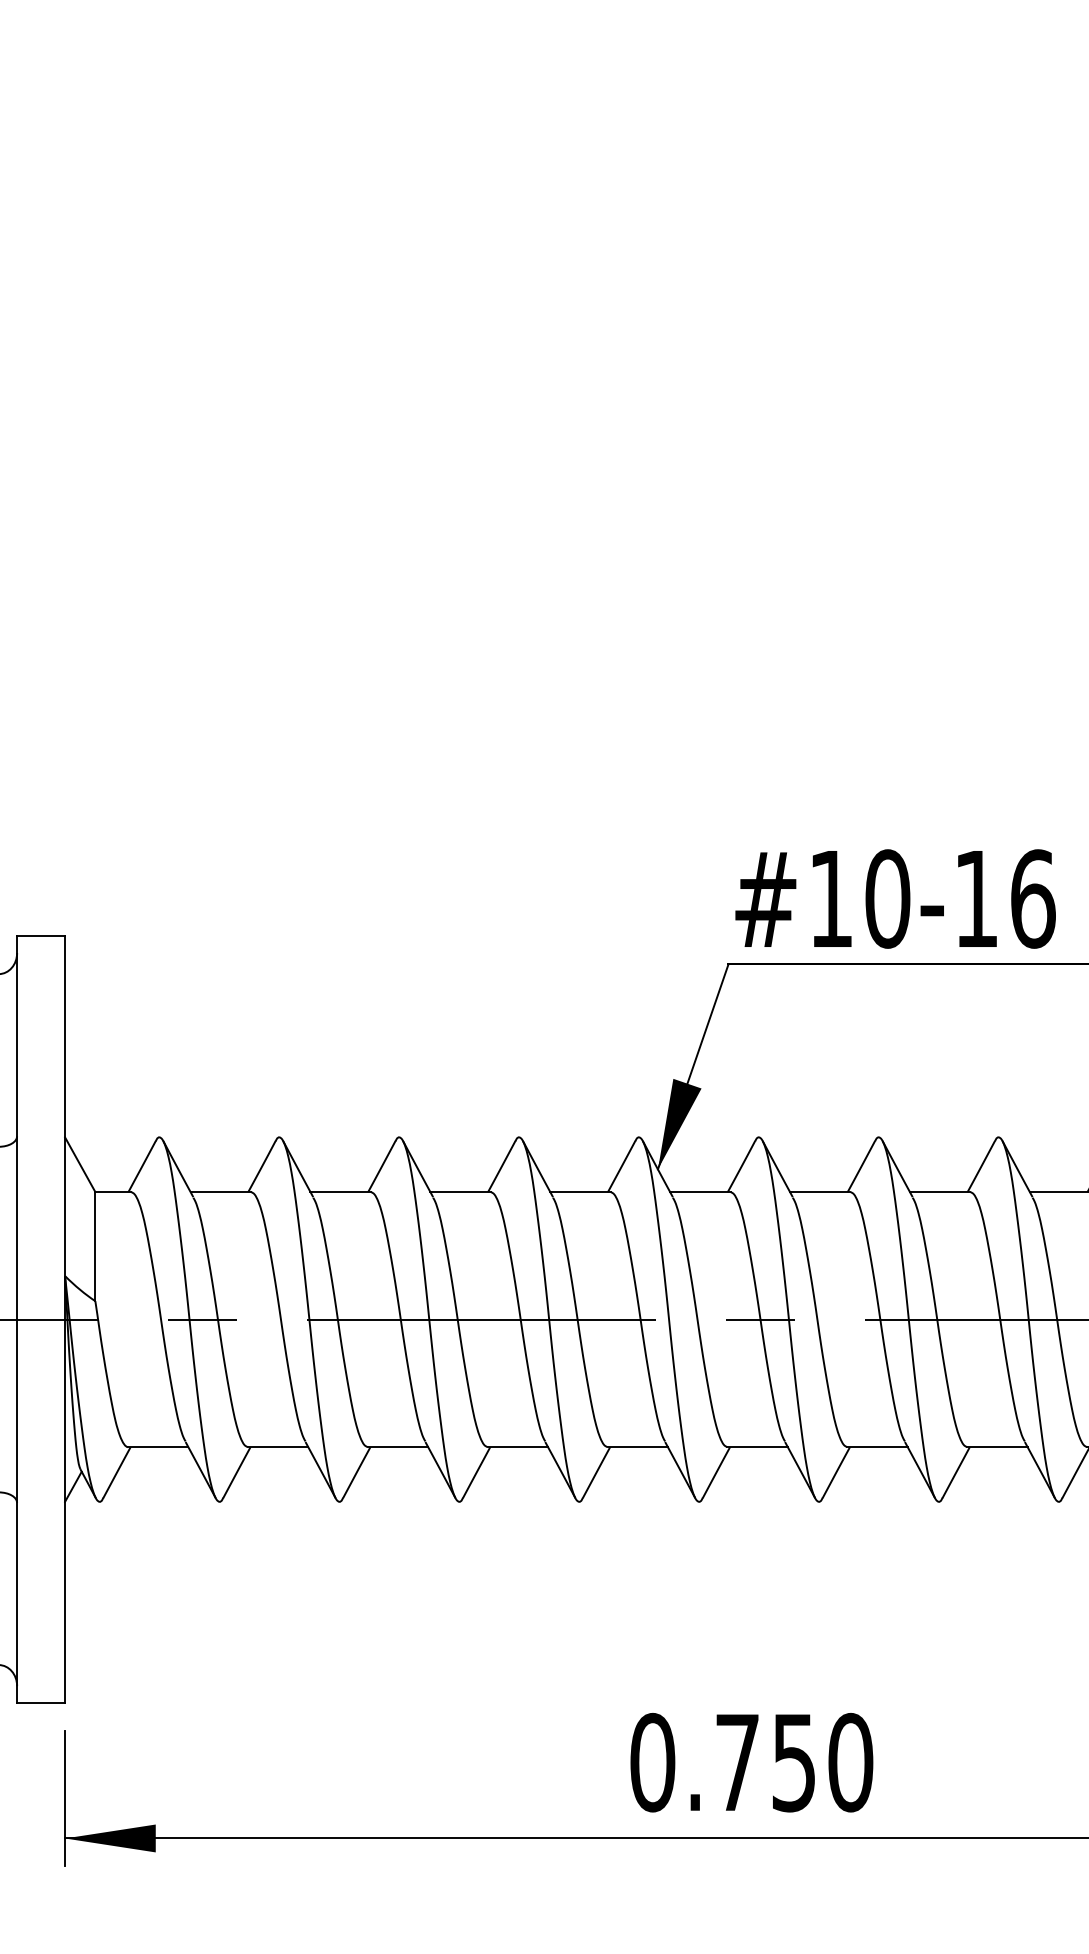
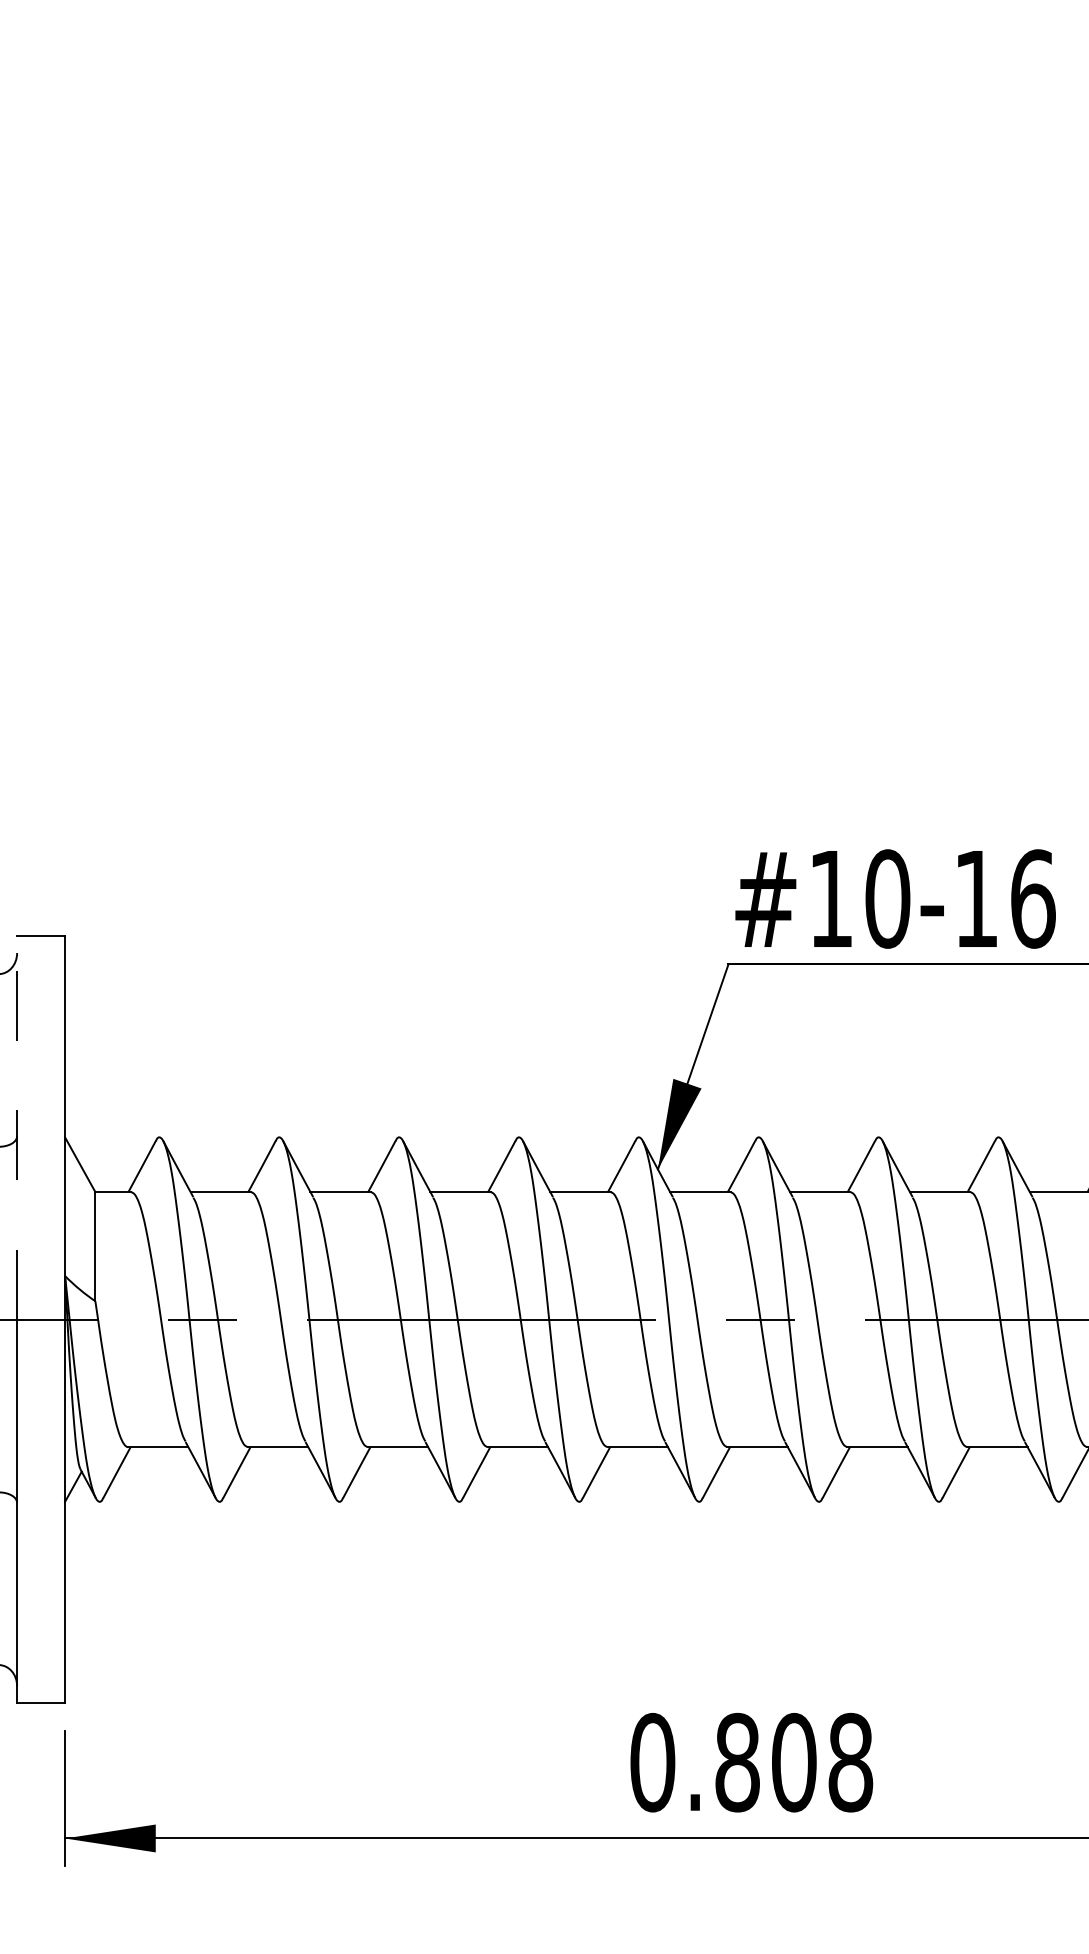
line: solid -> dashed (17, 1127)
text: 0.750 -> 0.808 (794, 1762)
